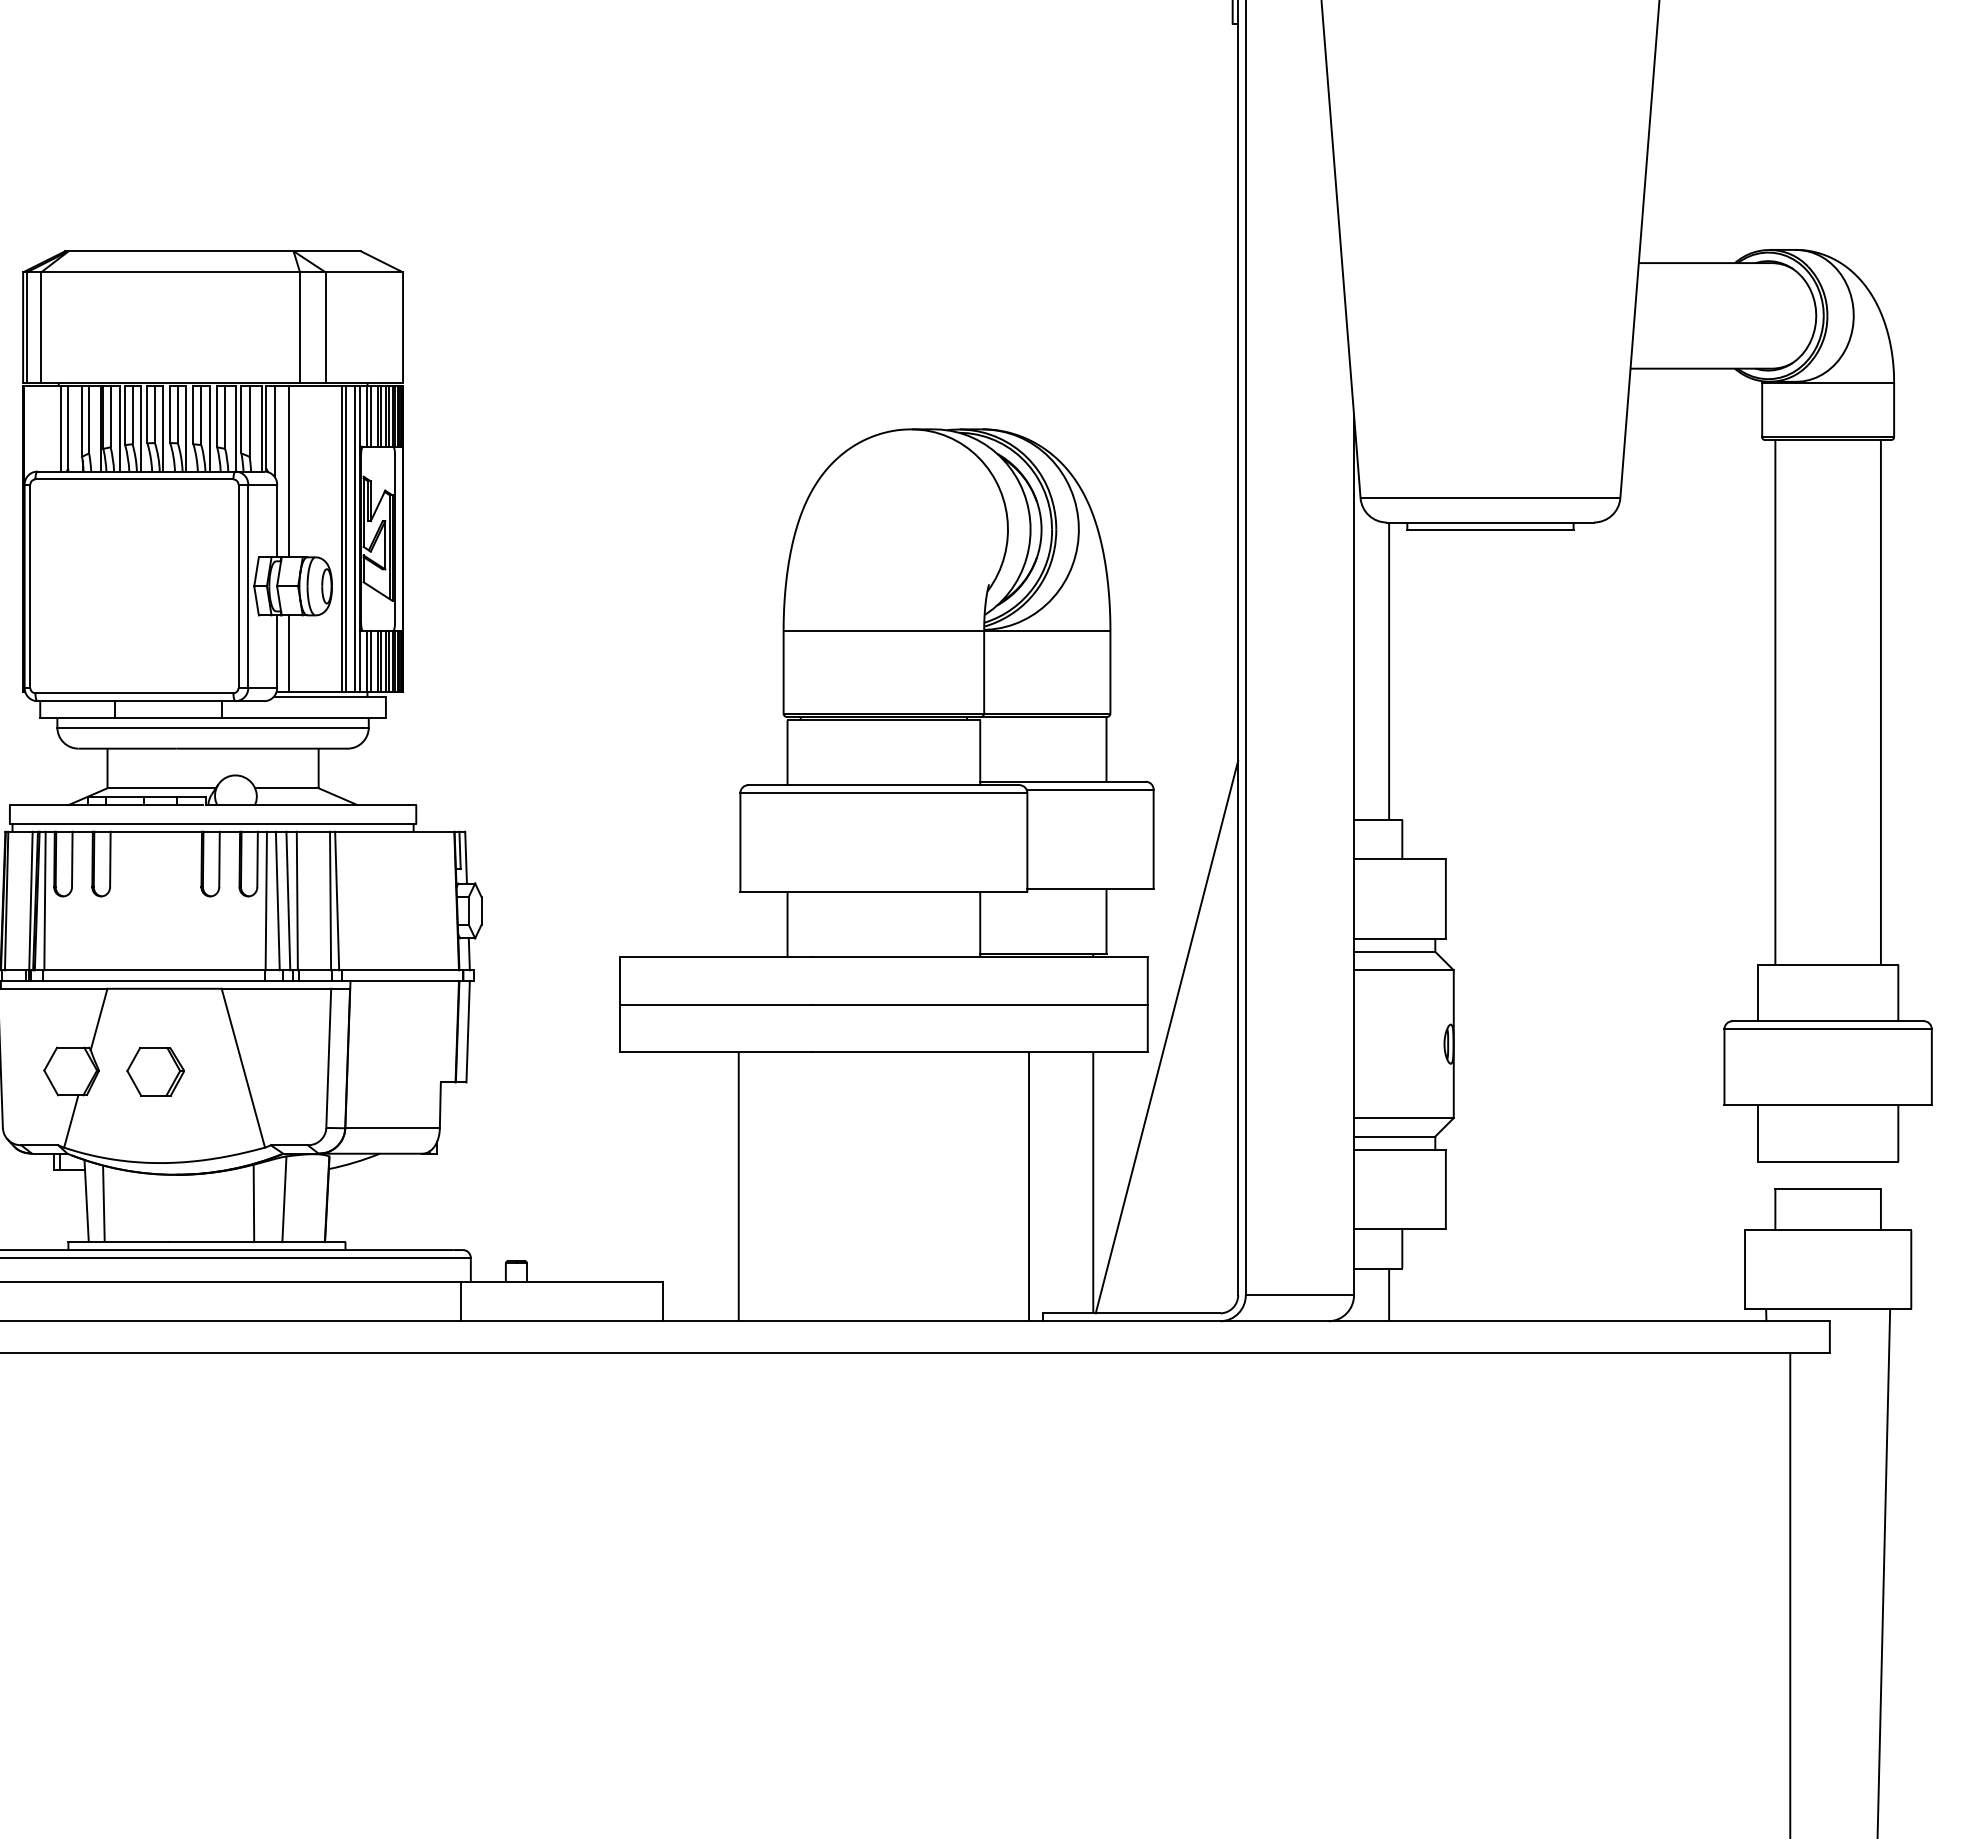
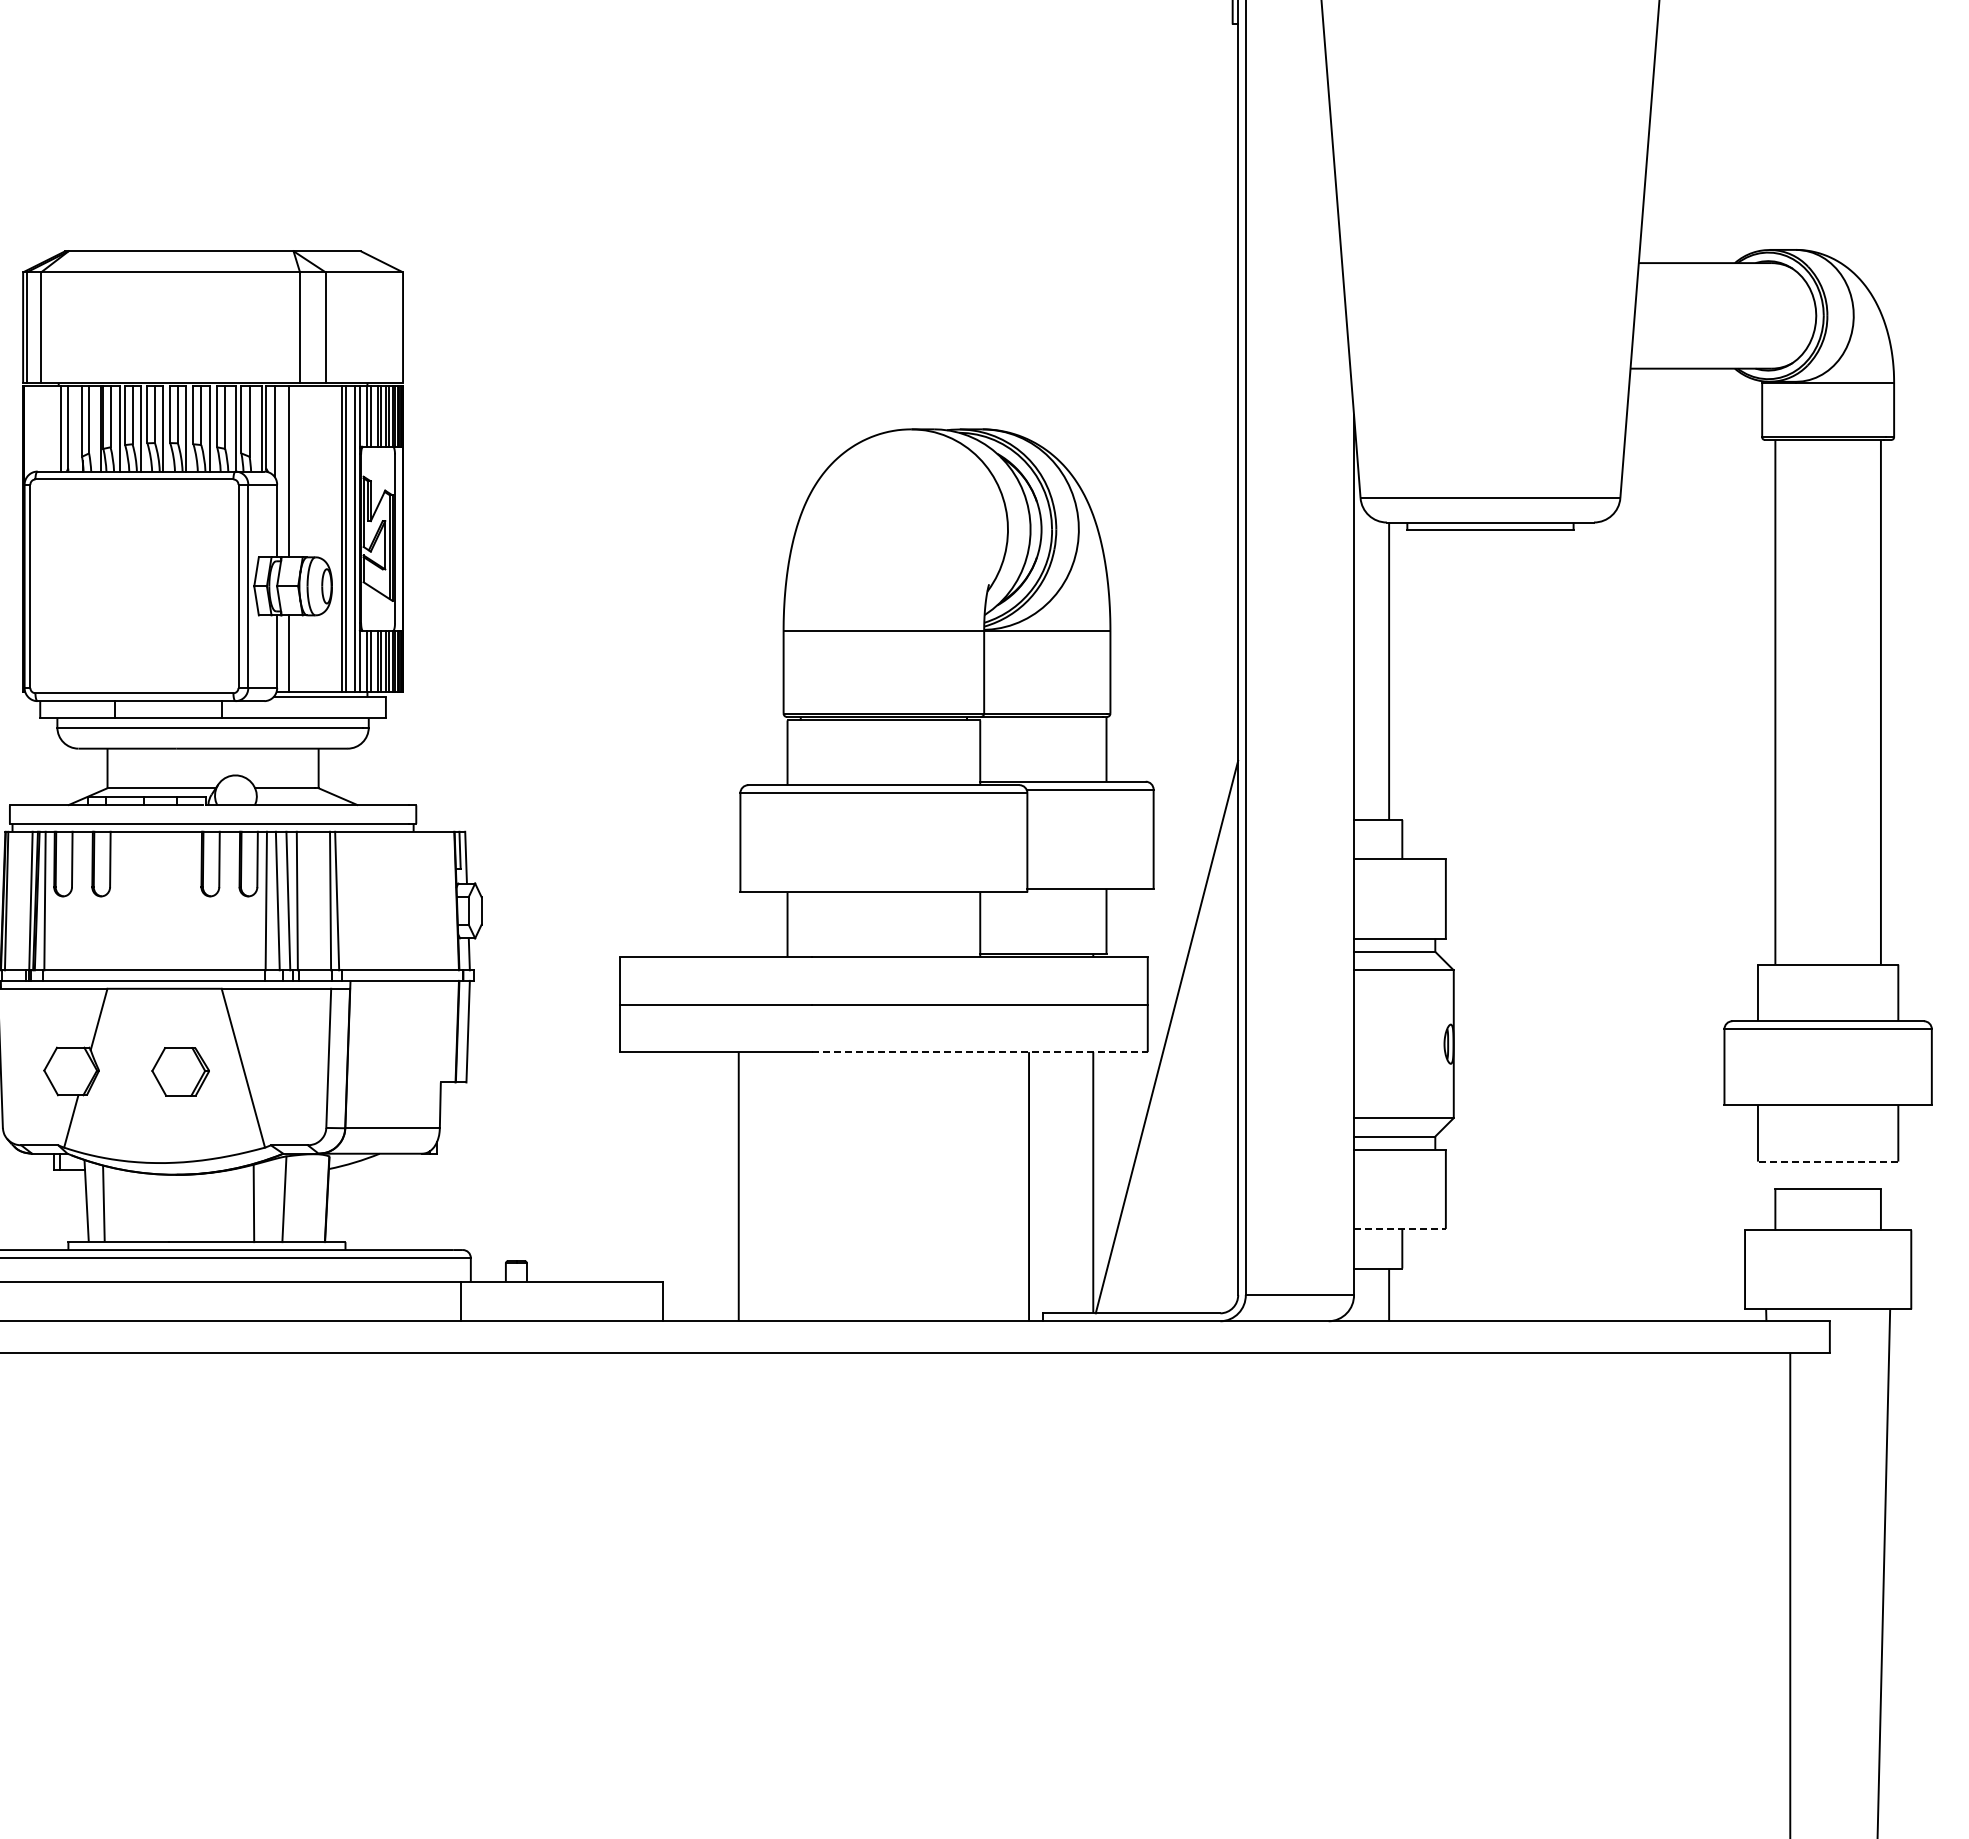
line: solid -> dashed (980, 1052)
part position: (155, 1071) -> (180, 1071) (180, 1071)
line: solid -> dashed (1827, 1161)
line: solid -> dashed (1399, 1228)
